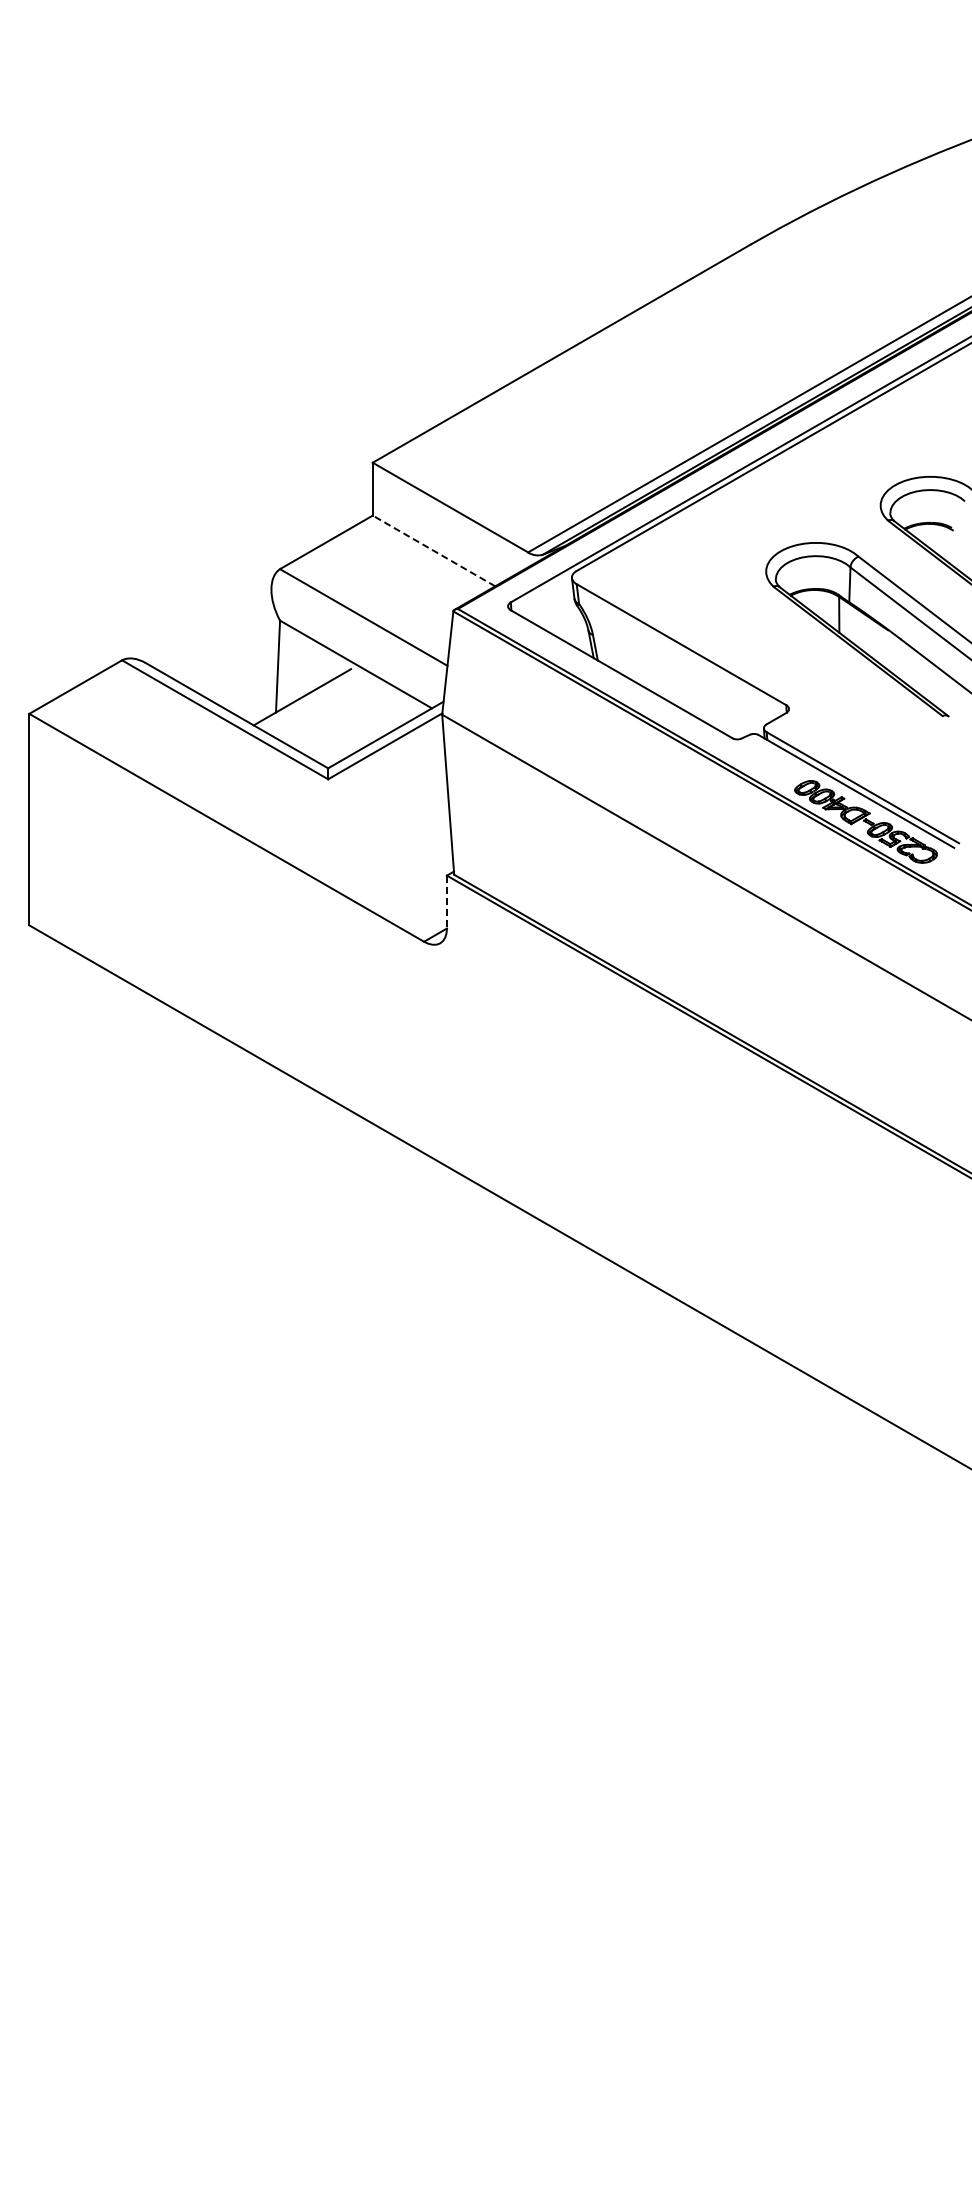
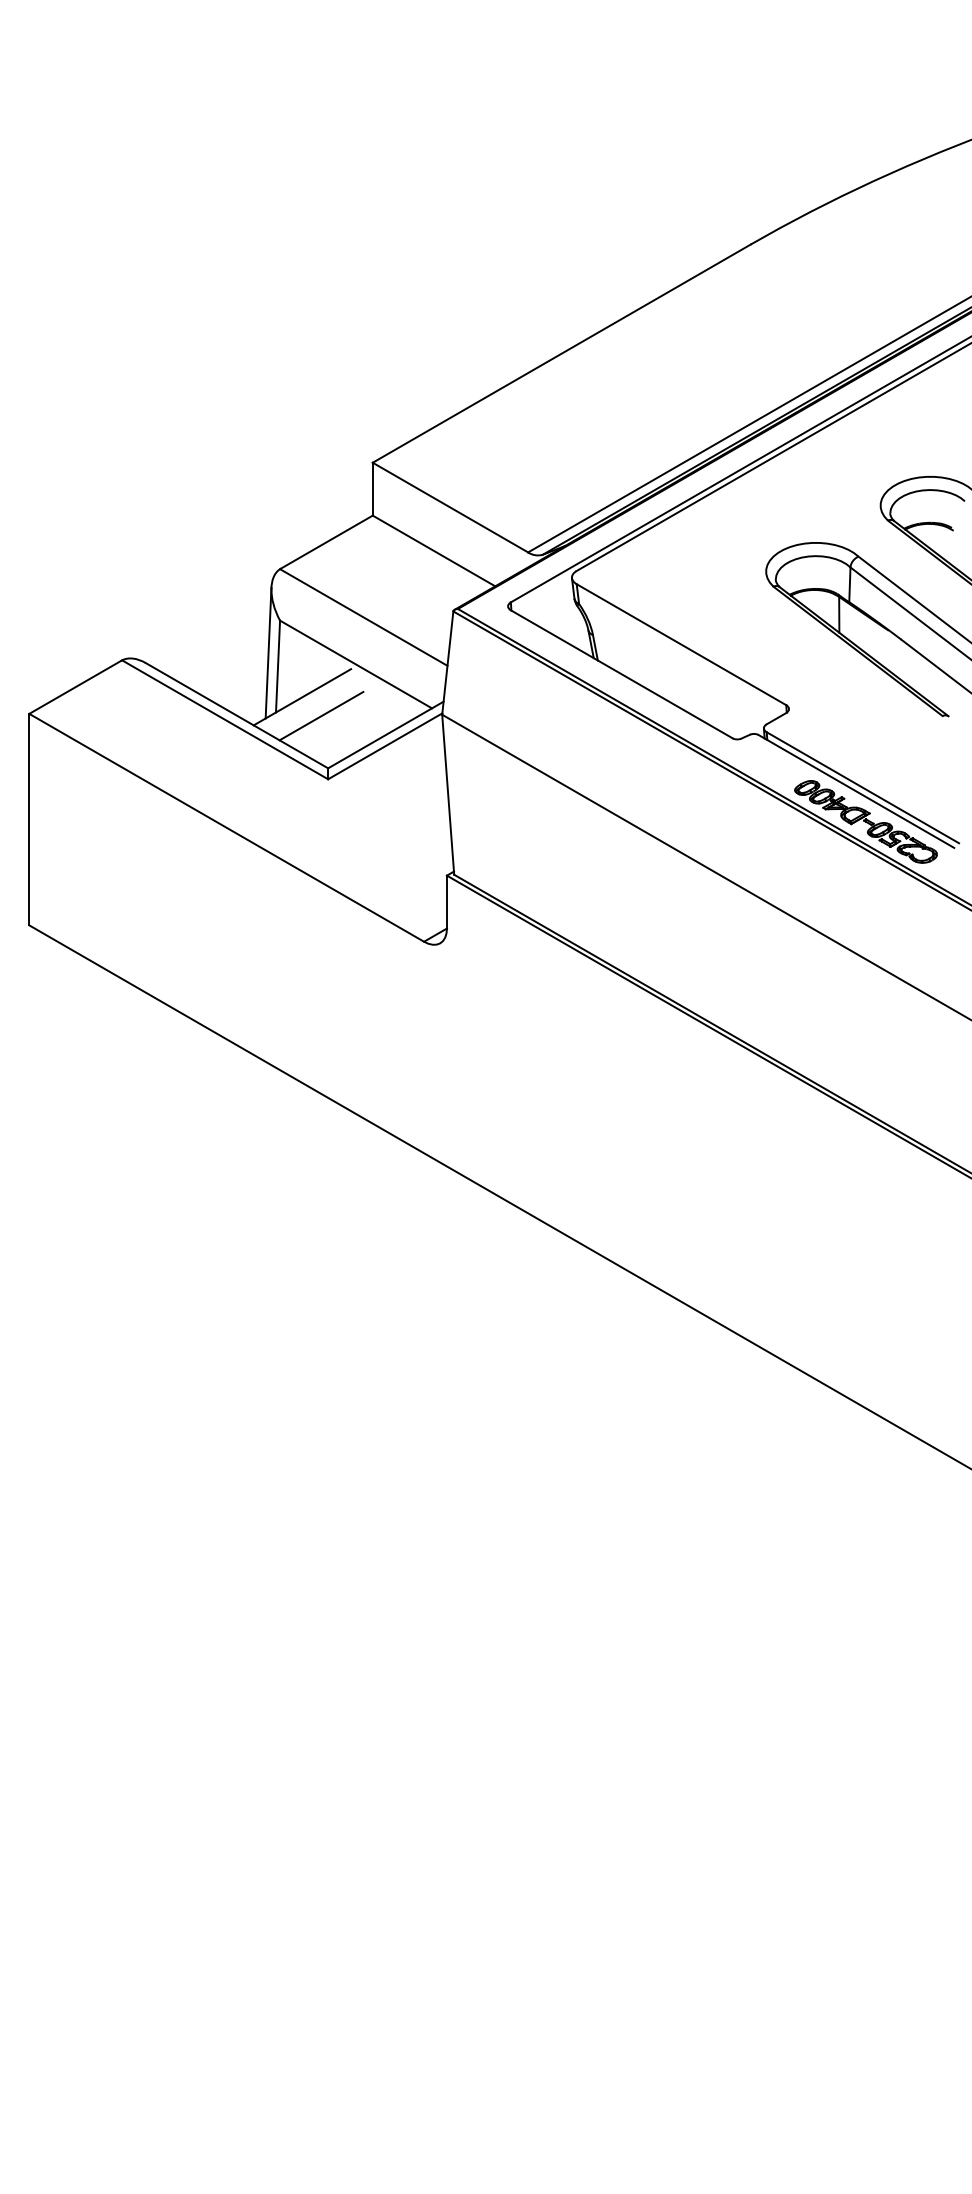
line: dashed -> solid (434, 550)
line: none -> present (268, 652)
line: none -> present (321, 715)
line: dashed -> solid (446, 902)
